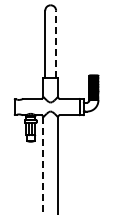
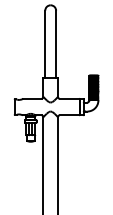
line: dashed -> solid (56, 44)
line: dashed -> solid (43, 166)
